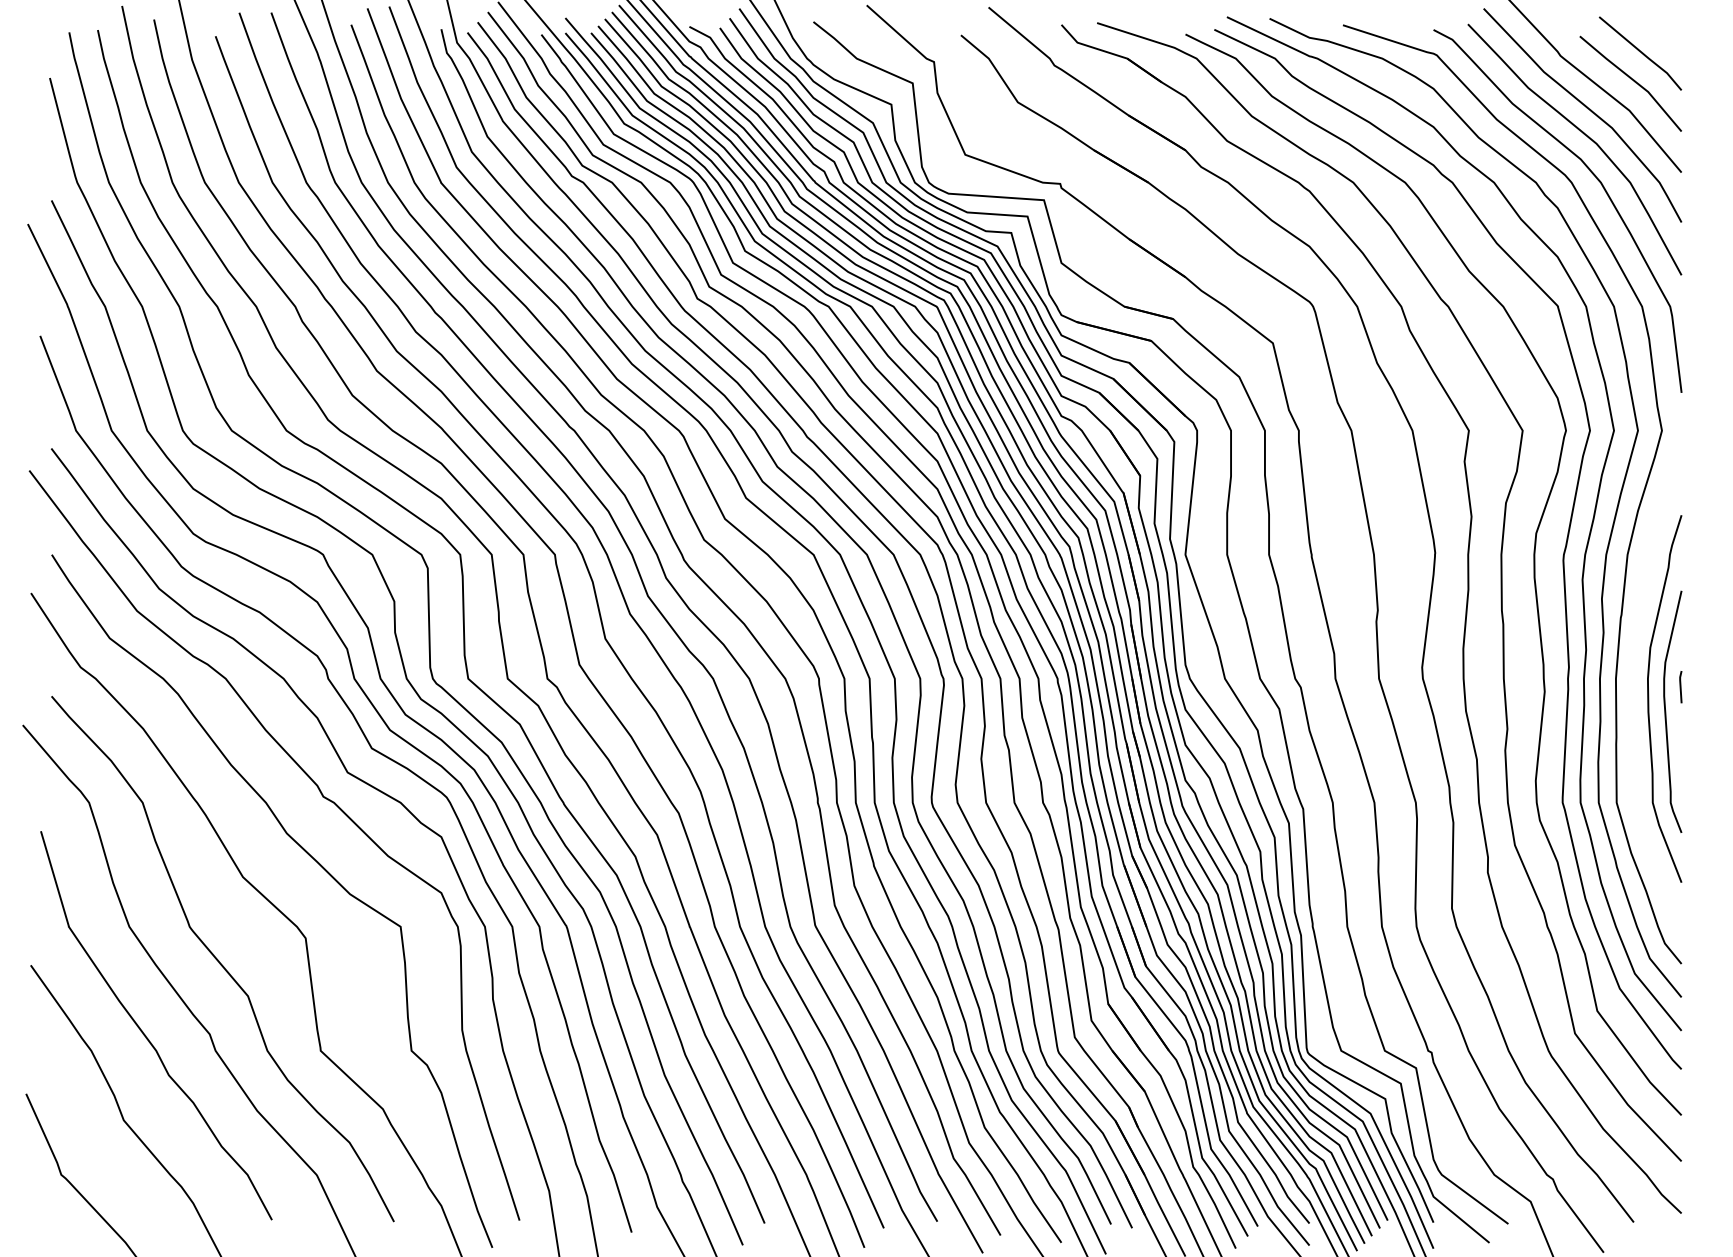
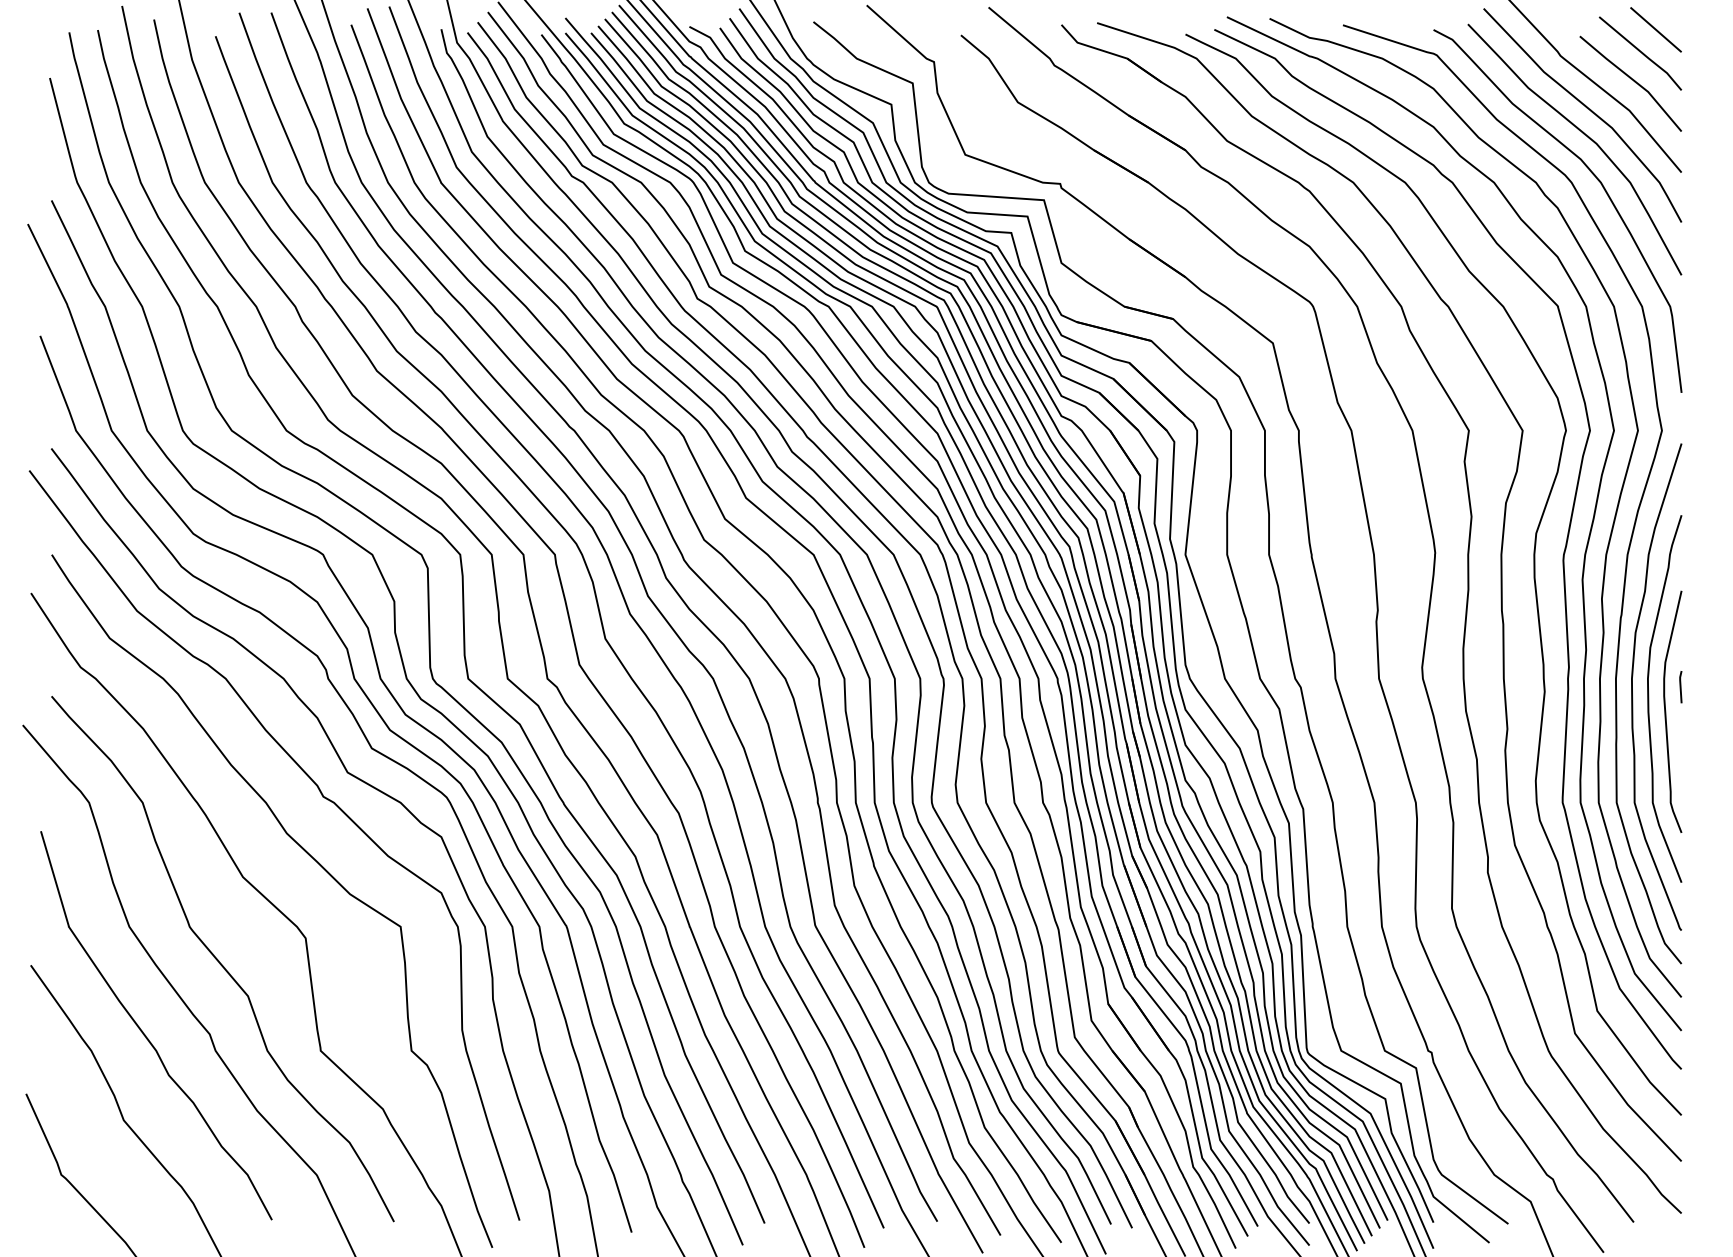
line: none -> present (1655, 29)
curve: none -> present (1632, 686)
